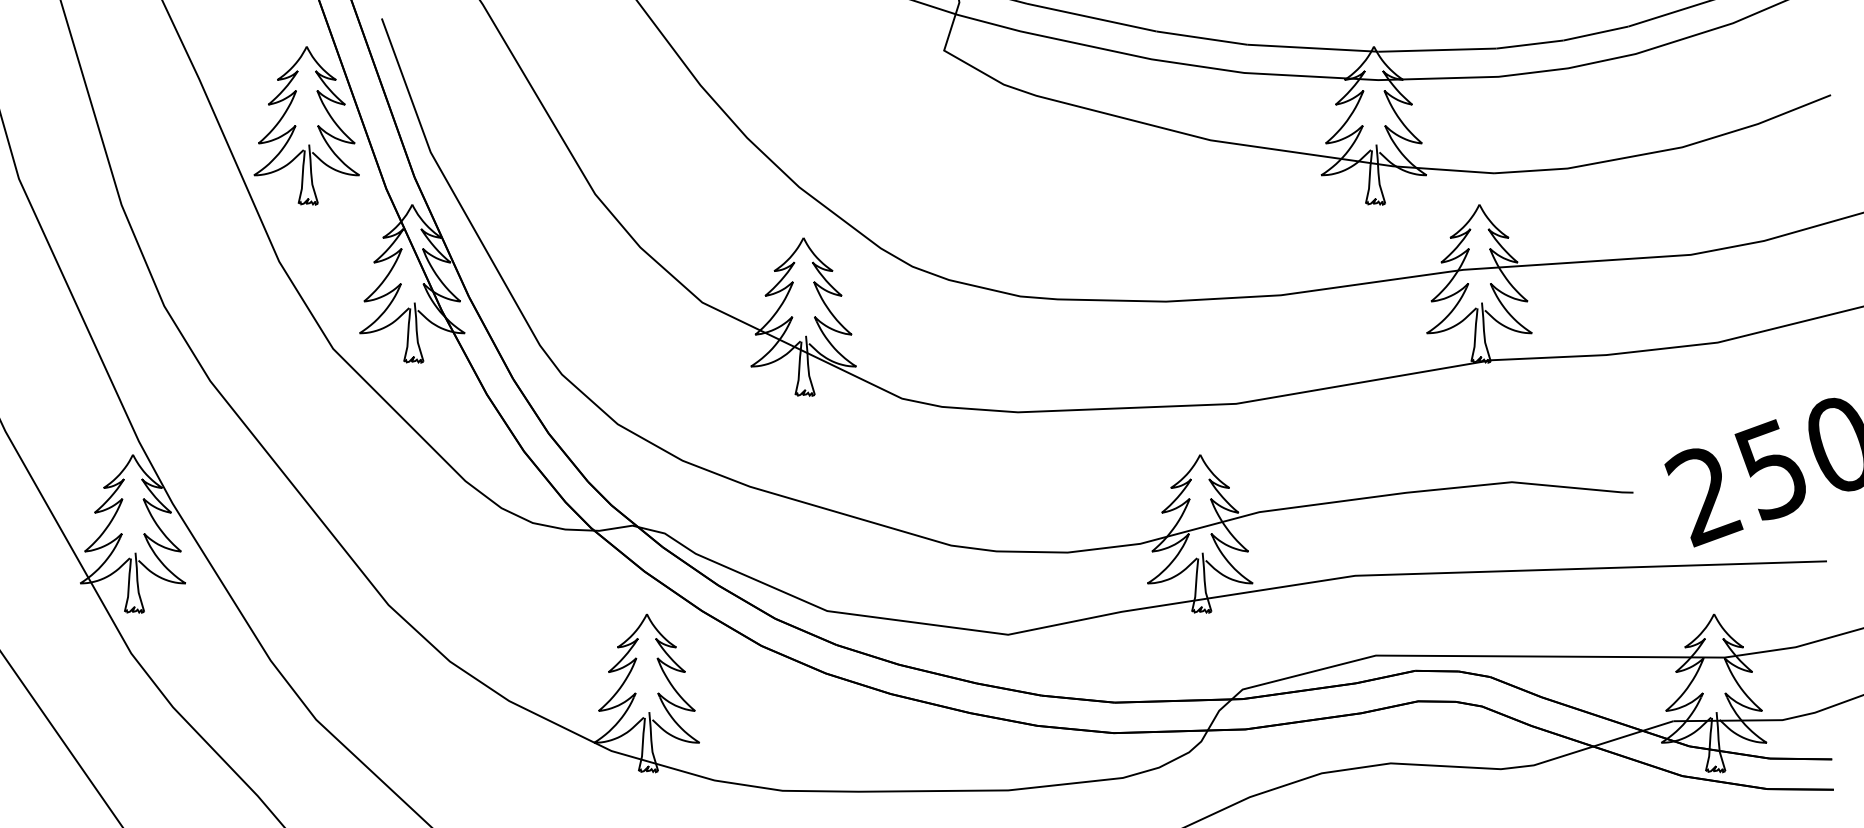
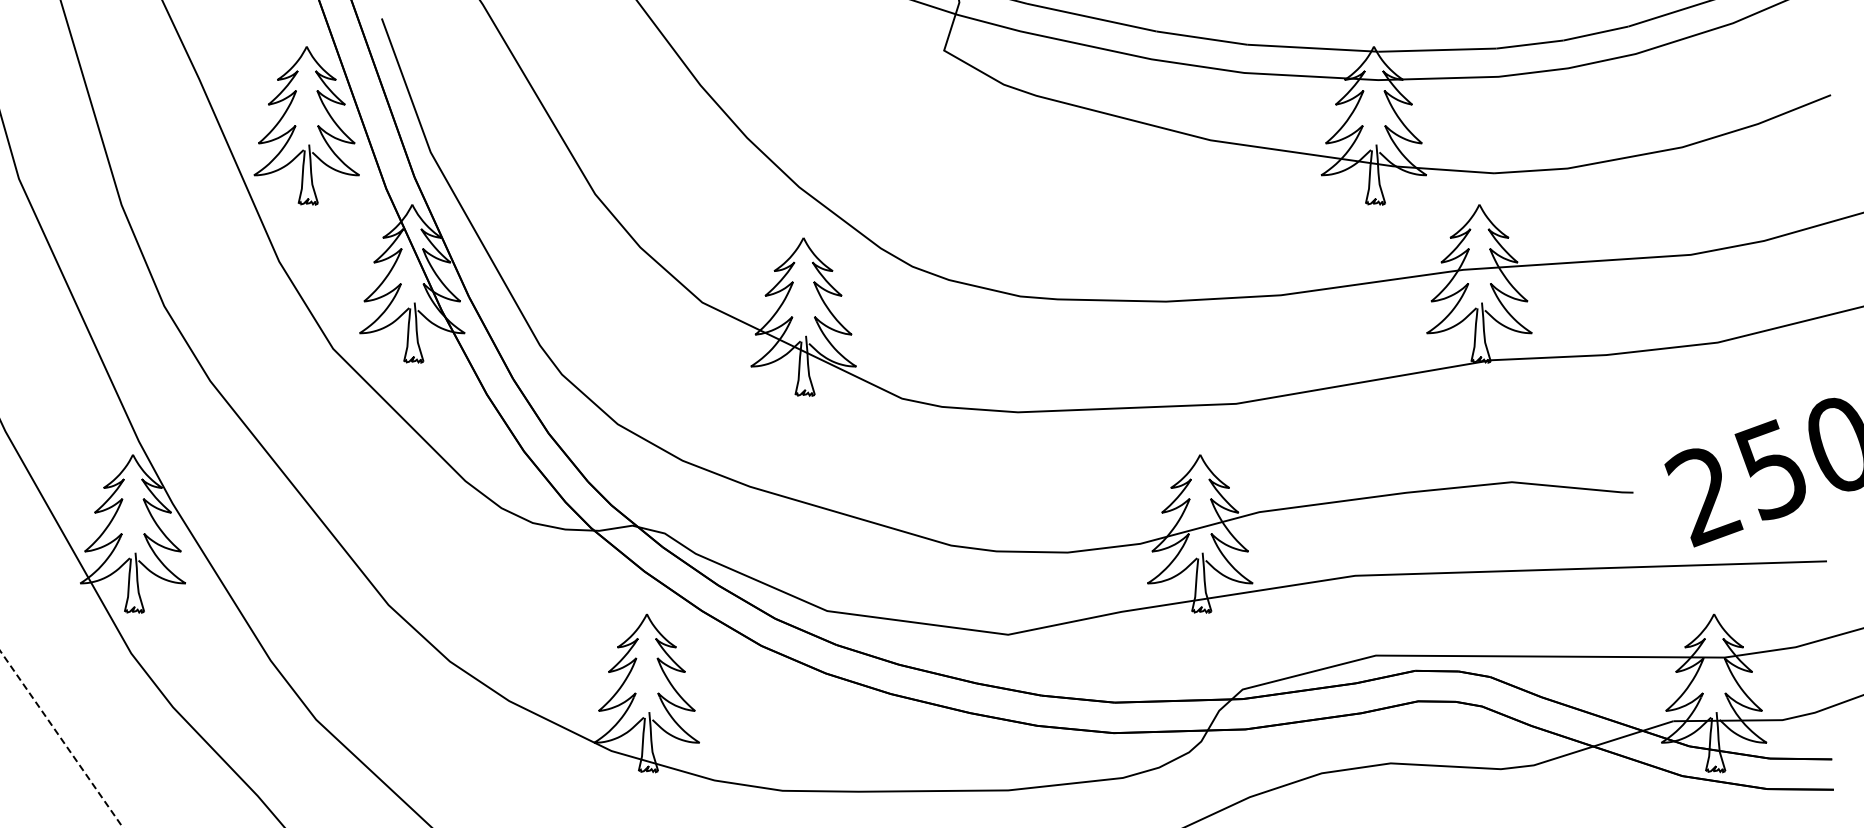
line: solid -> dashed (61, 739)
